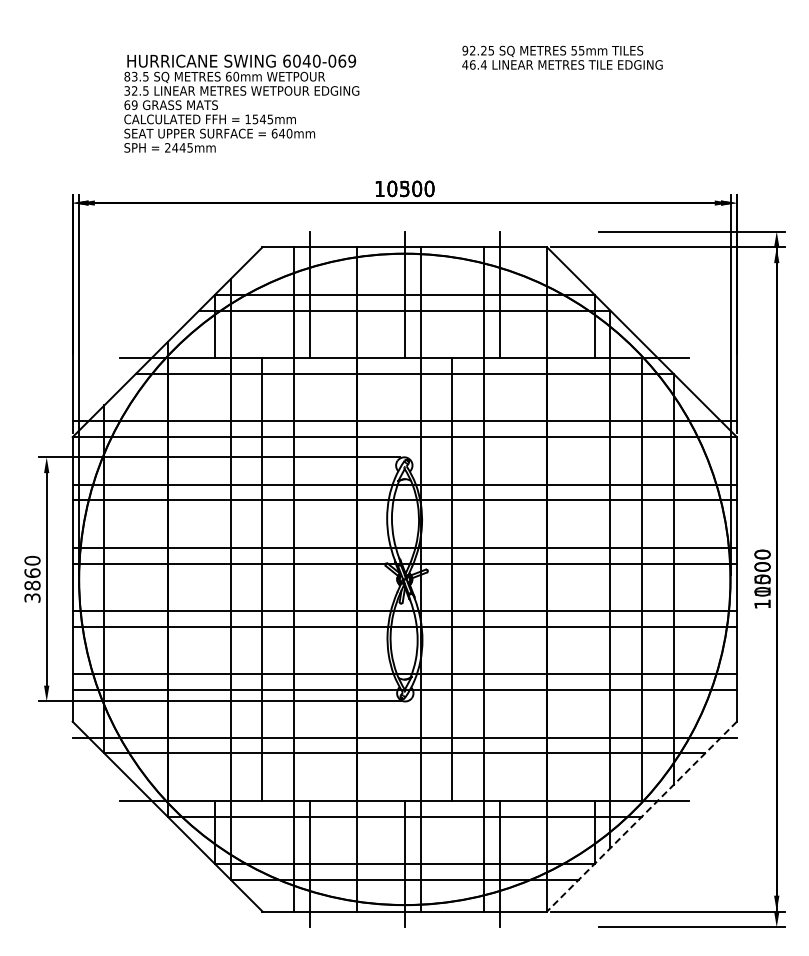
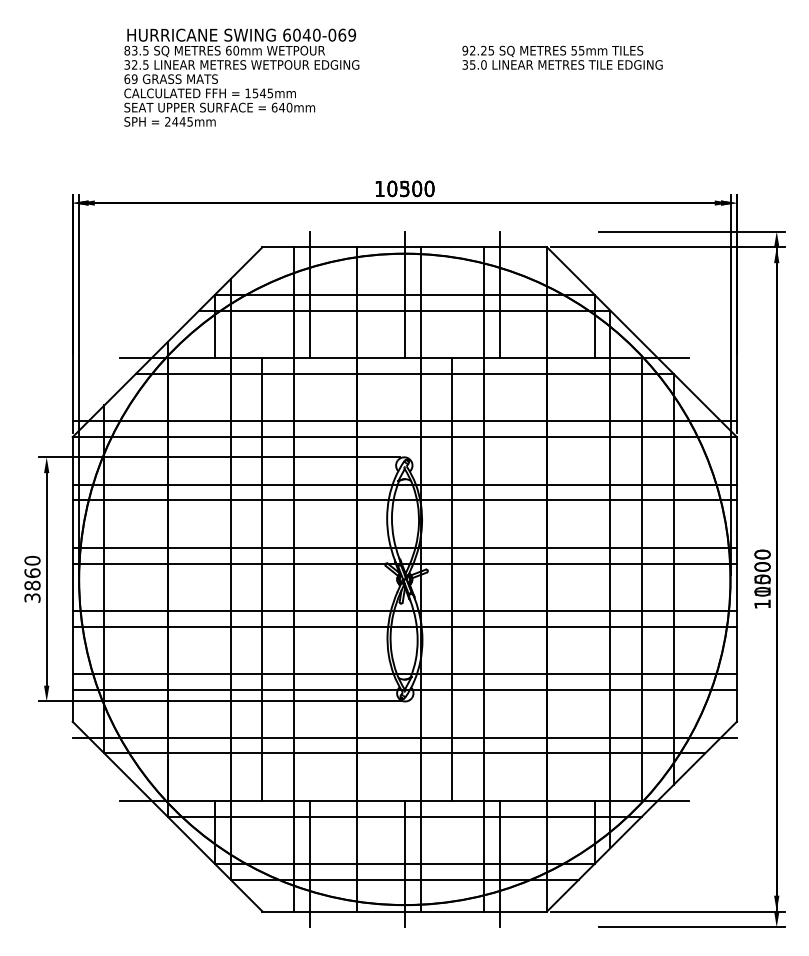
text: 46.4 -> 35.0 (474, 64)
text position: (241, 103) -> (241, 77) (241, 77)
line: dashed -> solid (641, 816)
